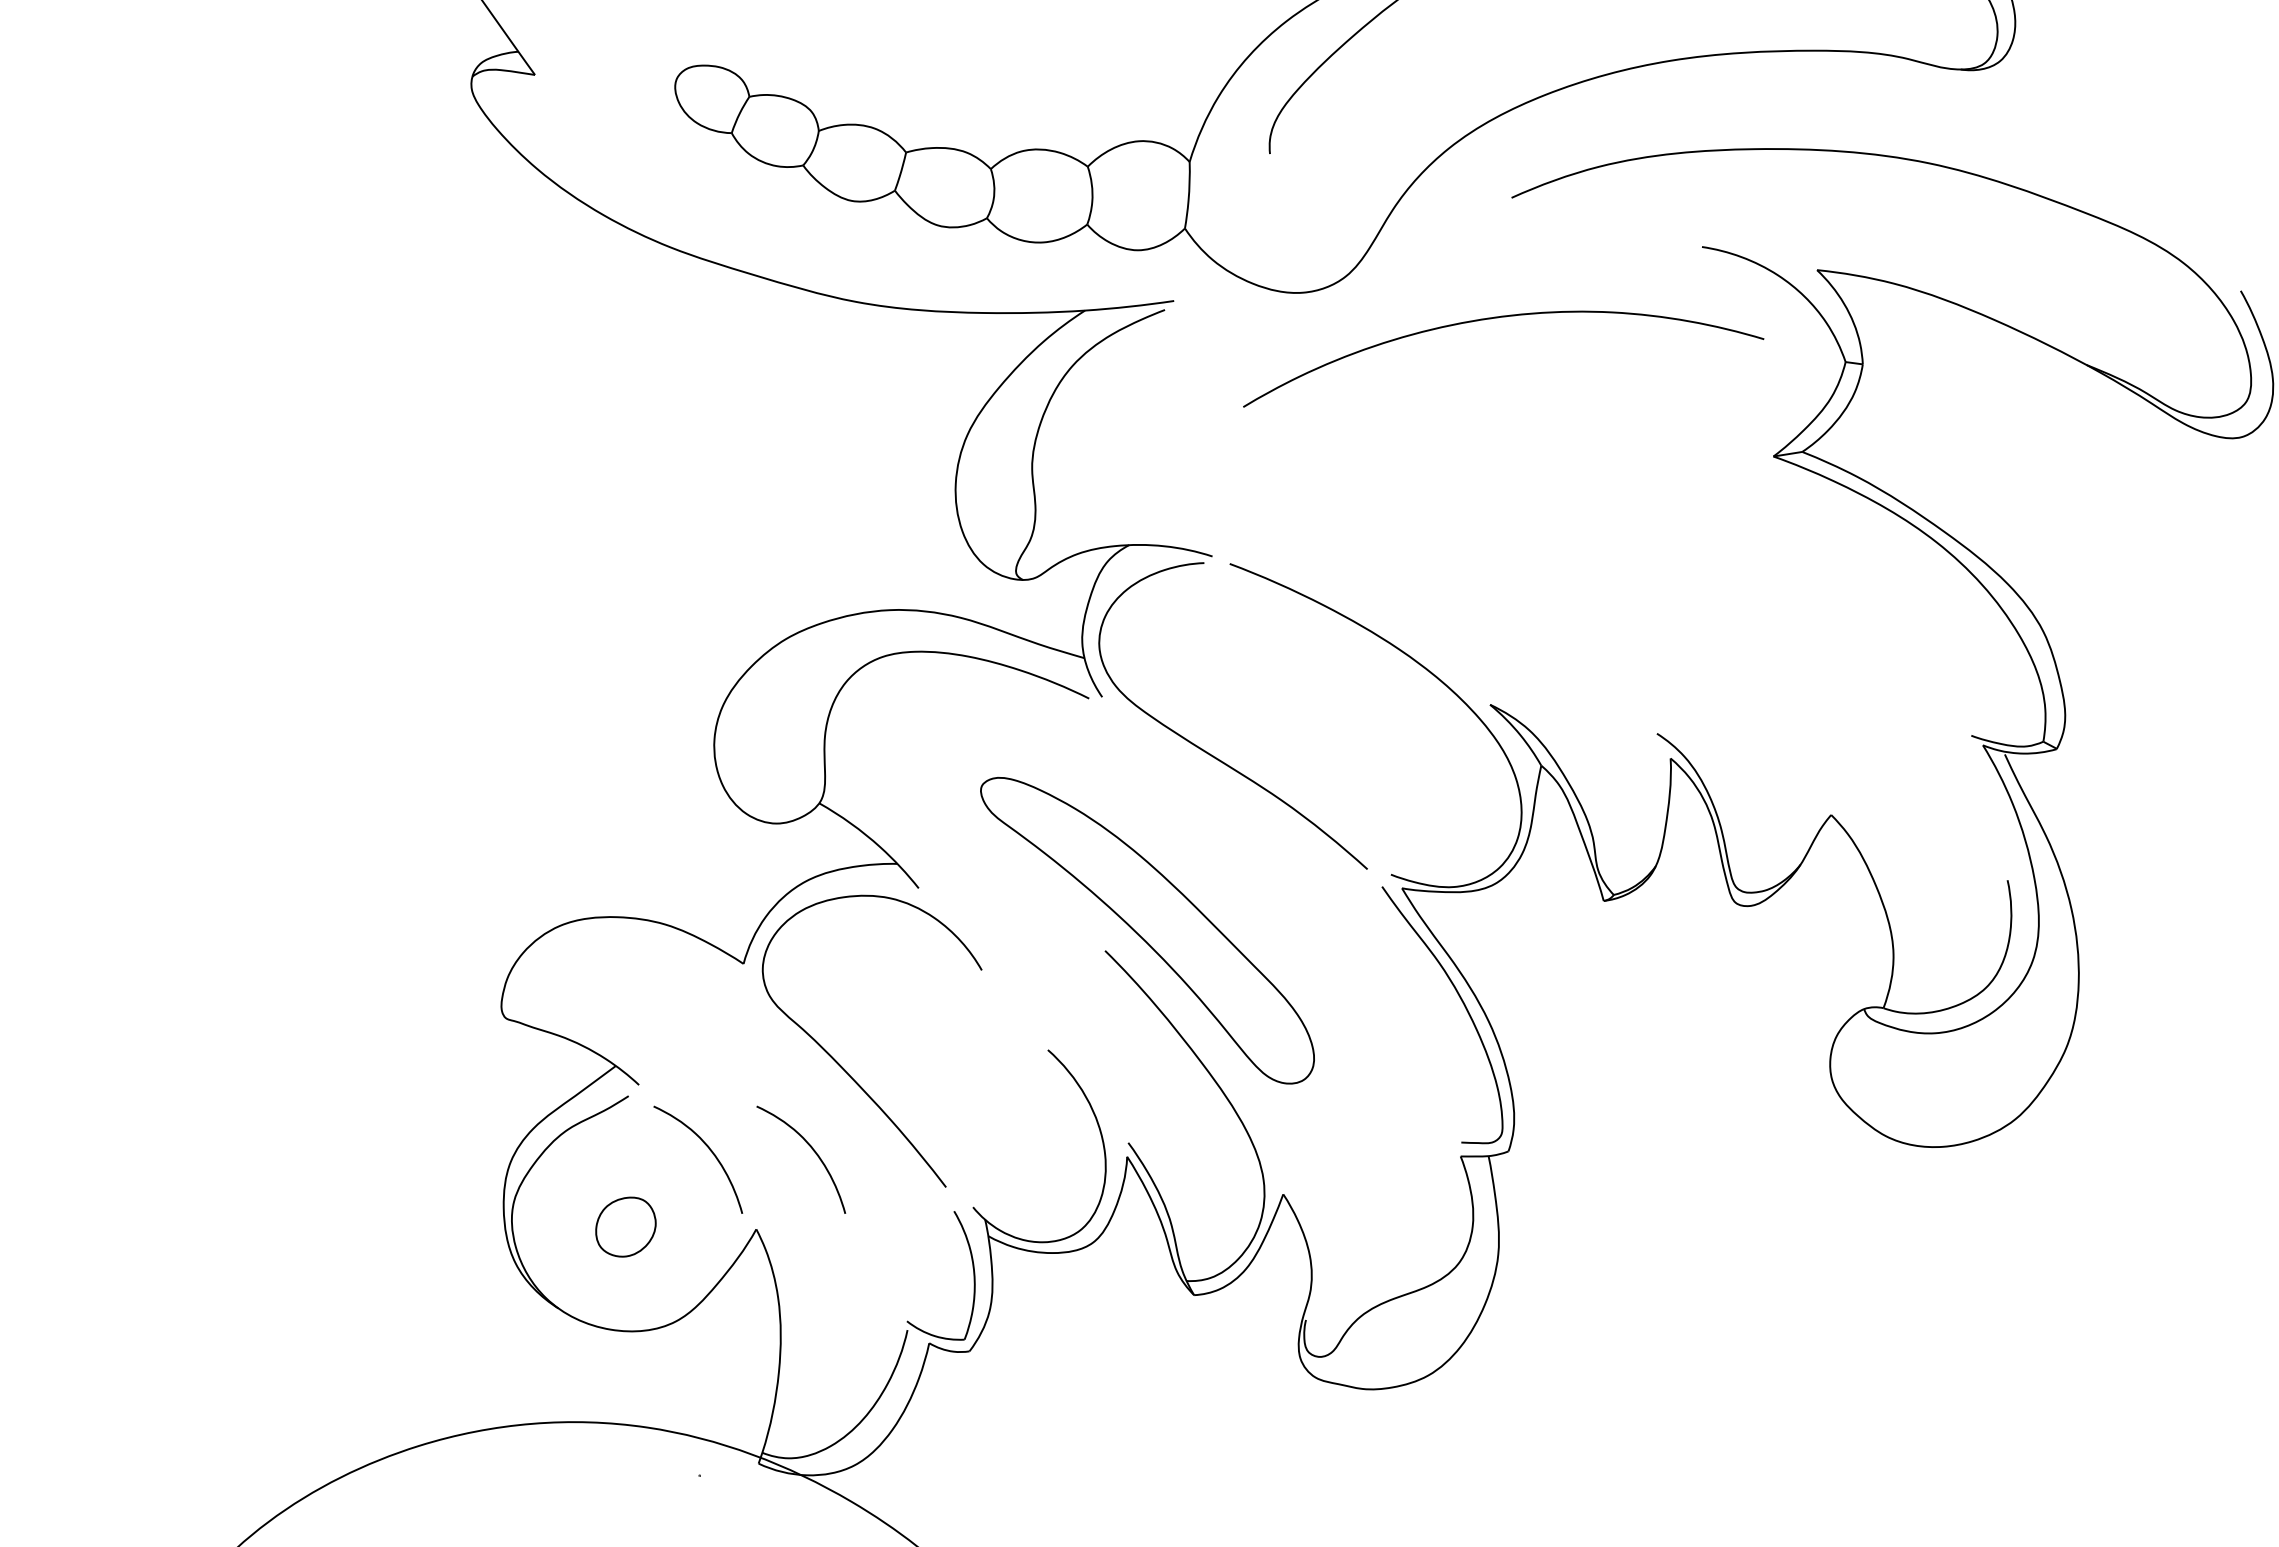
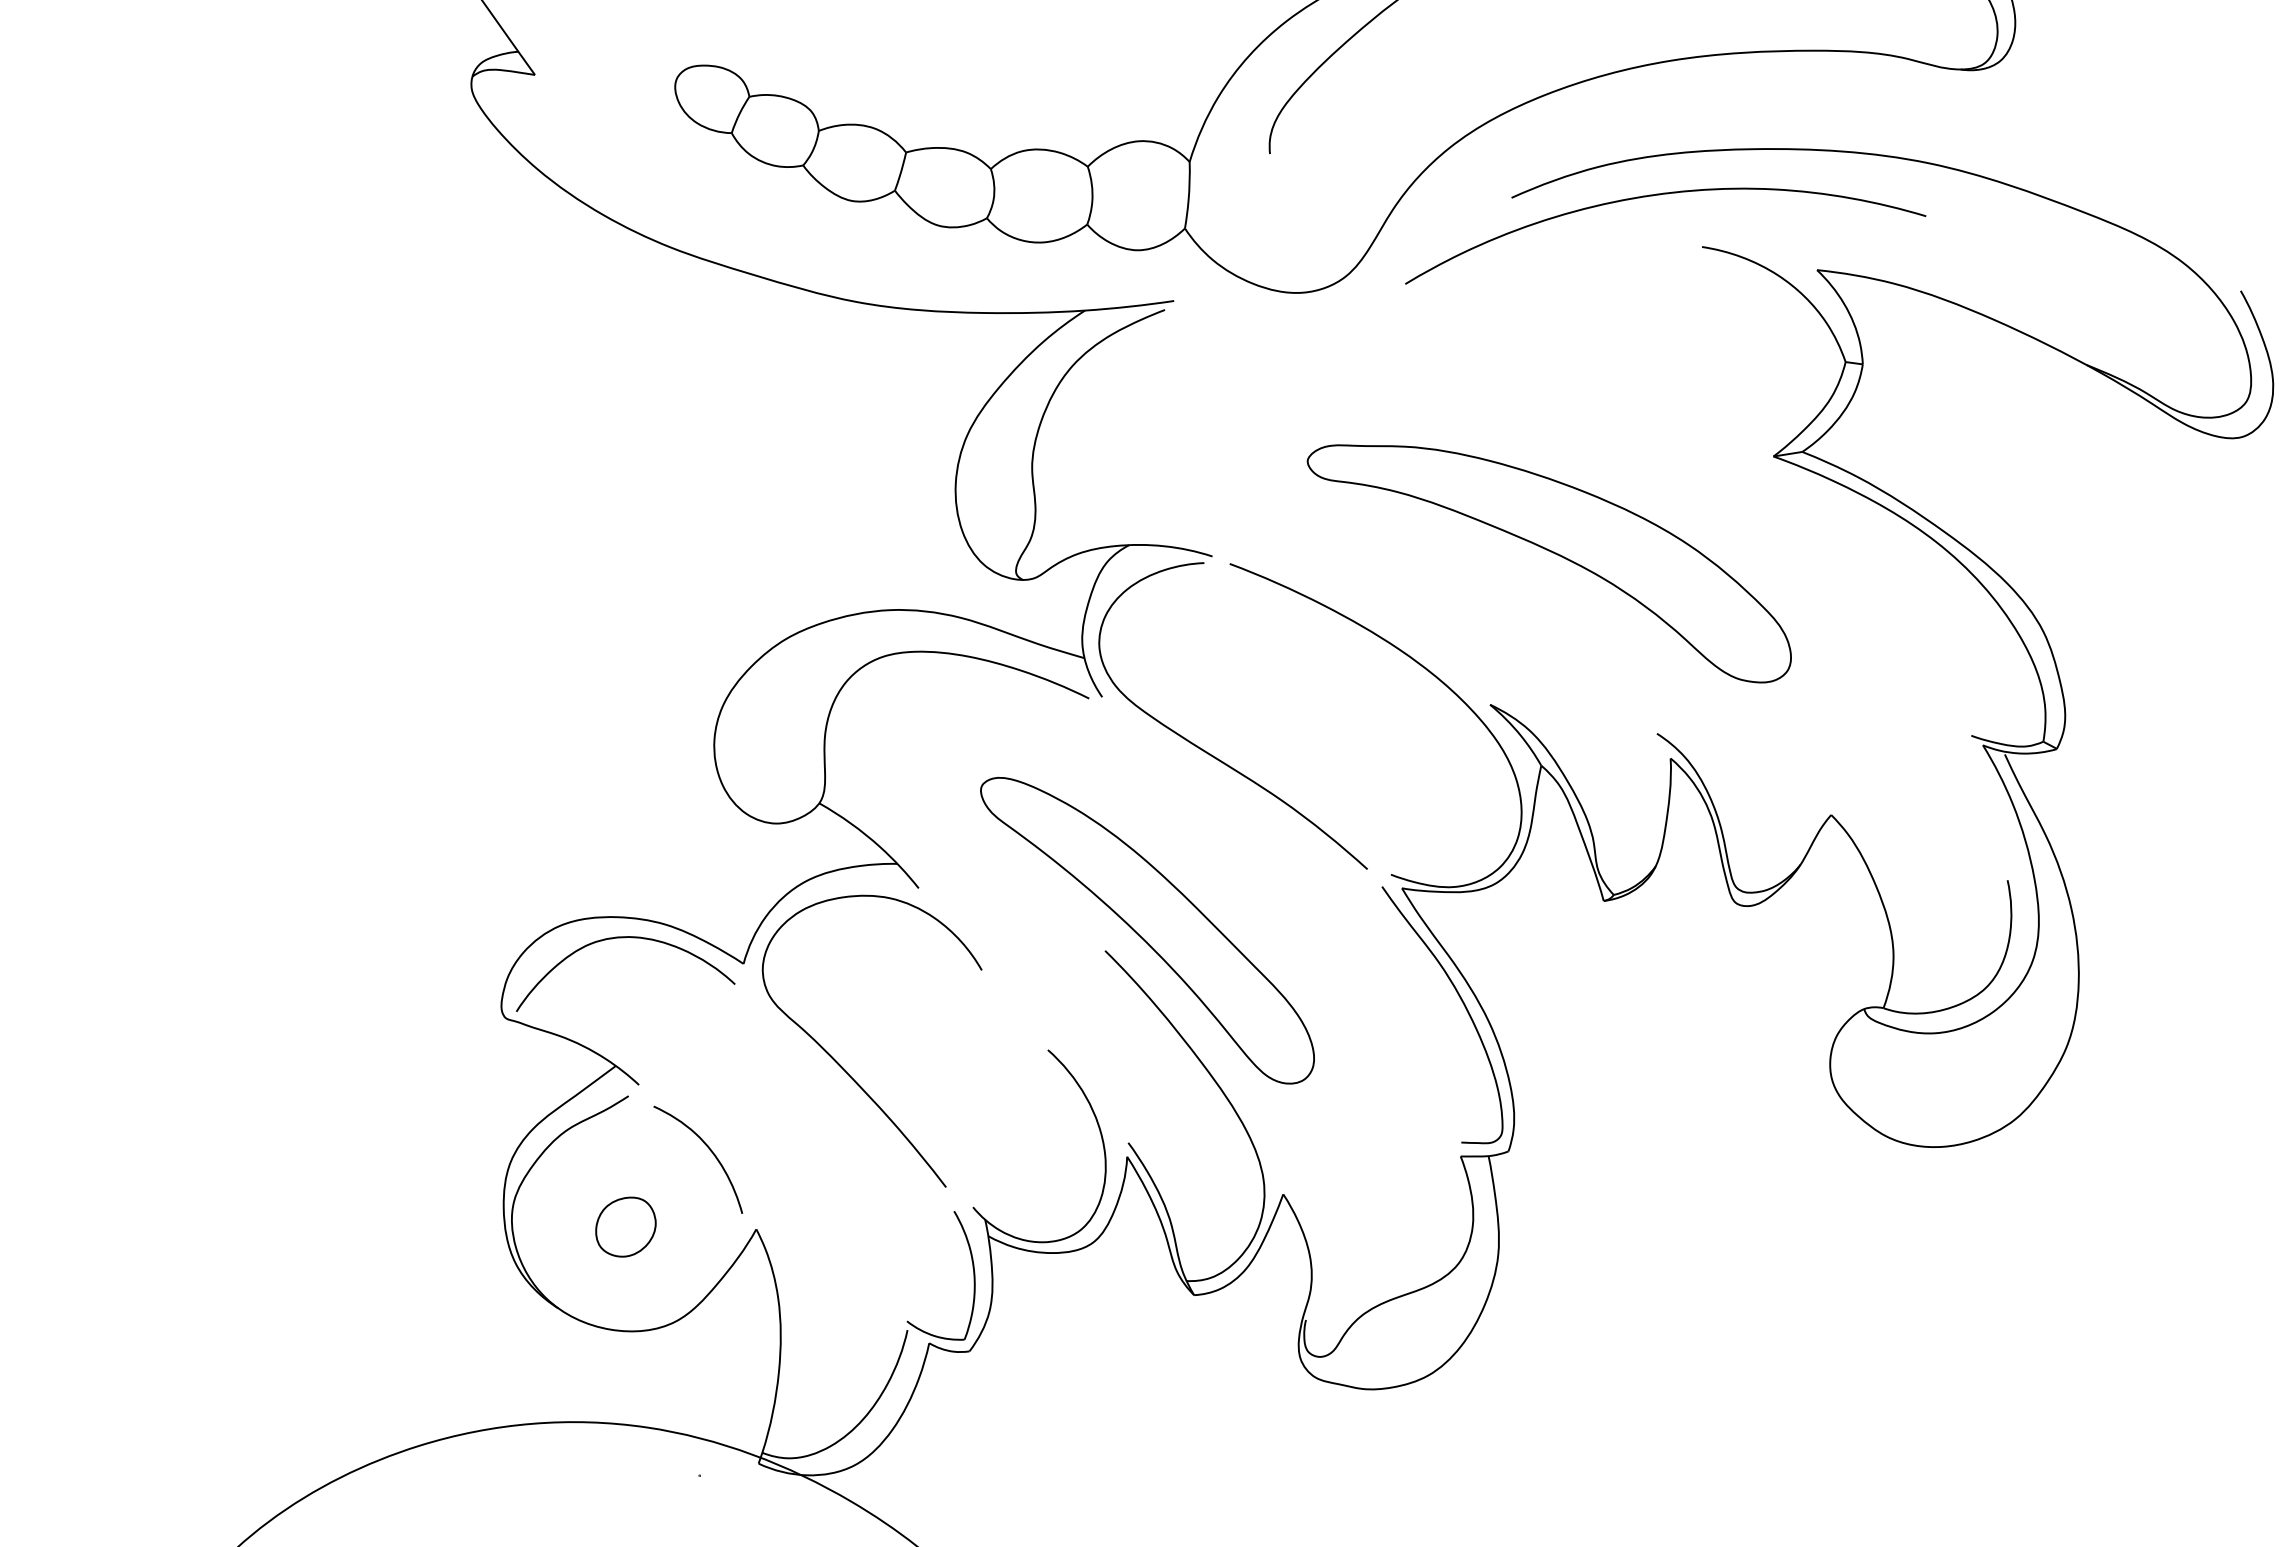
curve position: (1498, 318) -> (1660, 195) (1660, 195)
part: none -> present (1550, 552)
curve: none -> present (624, 938)
curve: present -> none (812, 1150)
